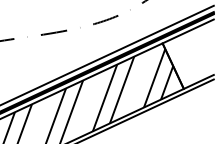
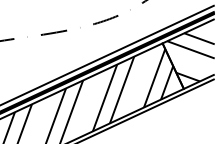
hatch: none -> present (190, 57)
